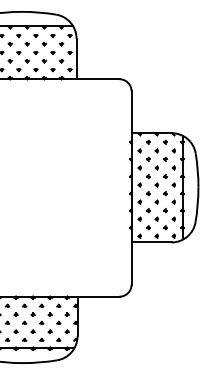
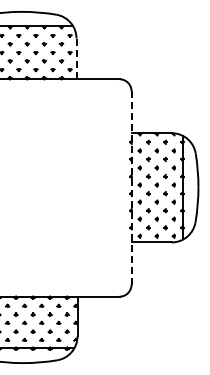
line: solid -> dashed (76, 58)
line: solid -> dashed (131, 187)
